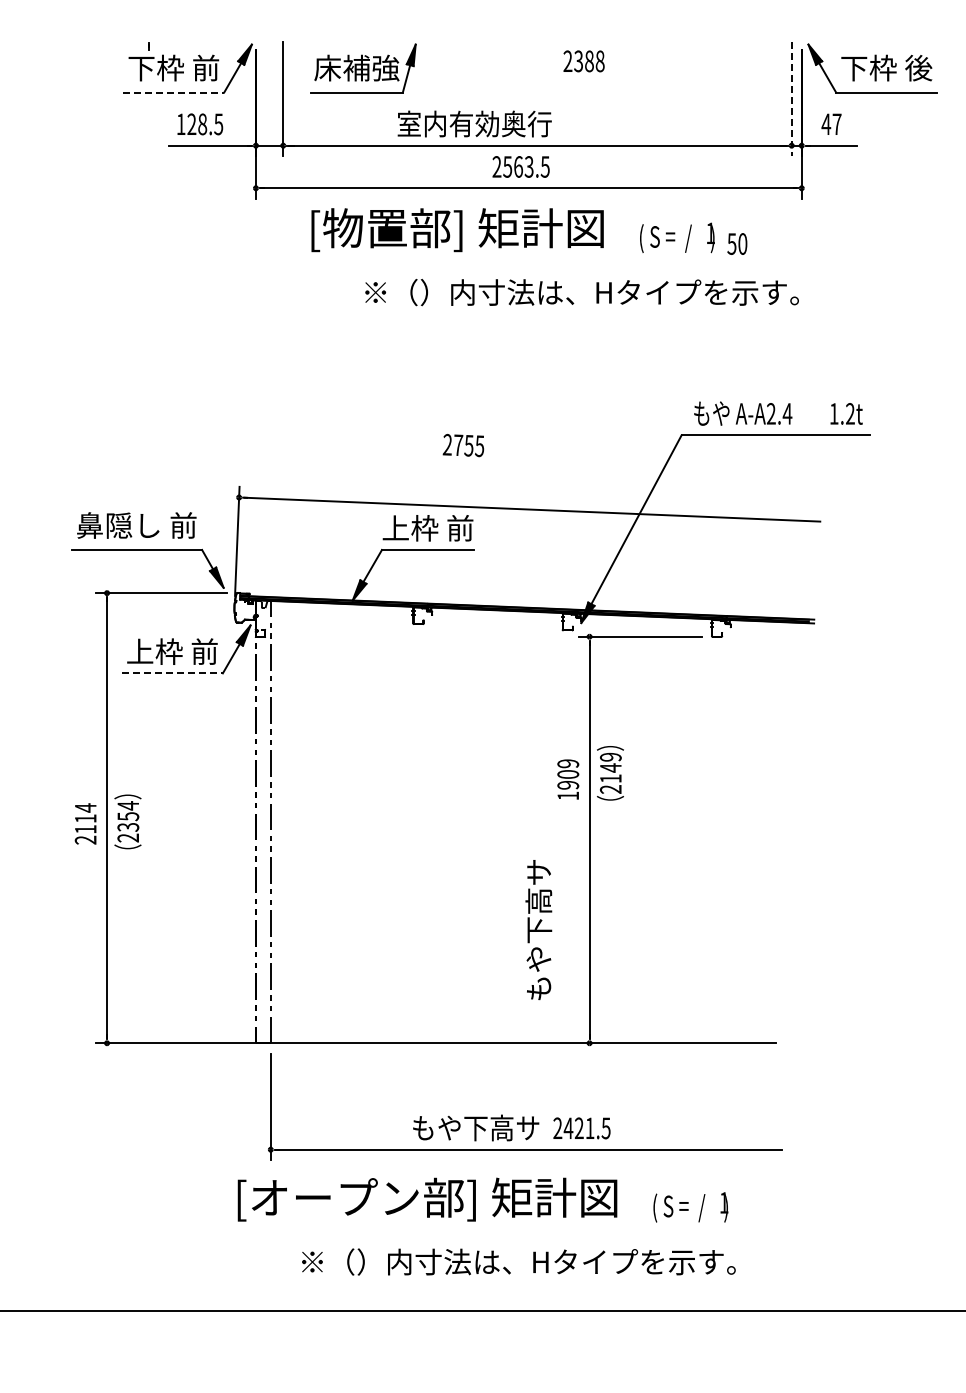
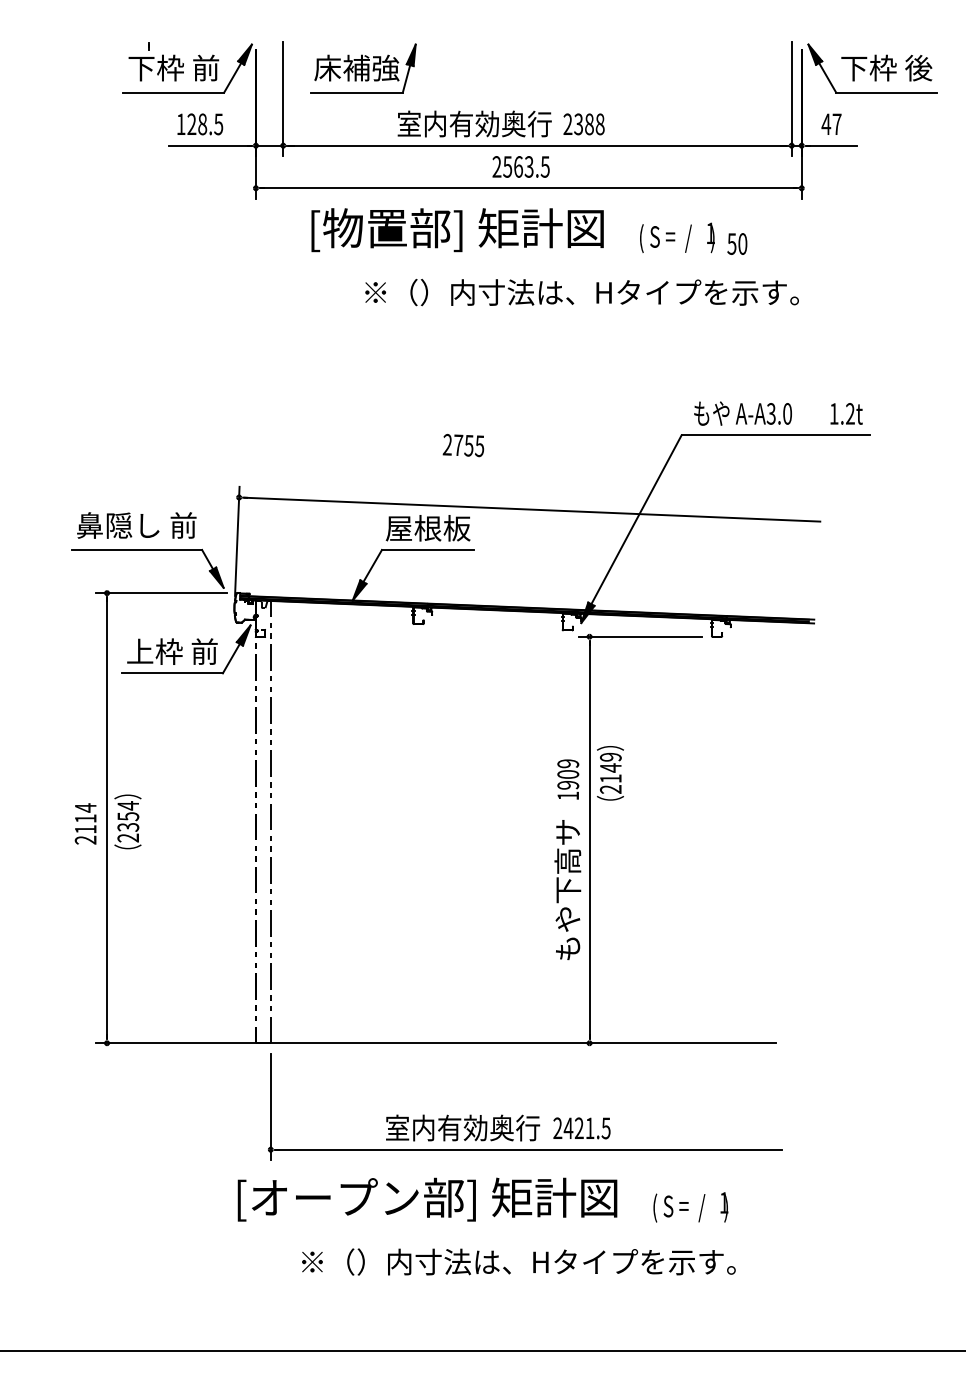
text position: (583, 61) -> (583, 124) (583, 124)
line: dashed -> solid (174, 92)
line: dashed -> solid (791, 99)
text: A-A2.4 -> A-A3.0 (779, 413)
text: 上枠 前 -> 屋根板 (427, 528)
line: dashed -> solid (173, 673)
text position: (538, 930) -> (567, 890) (567, 890)
text: もや下高サ -> 室内有効奥行 (463, 1127)
line position: (482, 1311) -> (482, 1351) (482, 1351)
